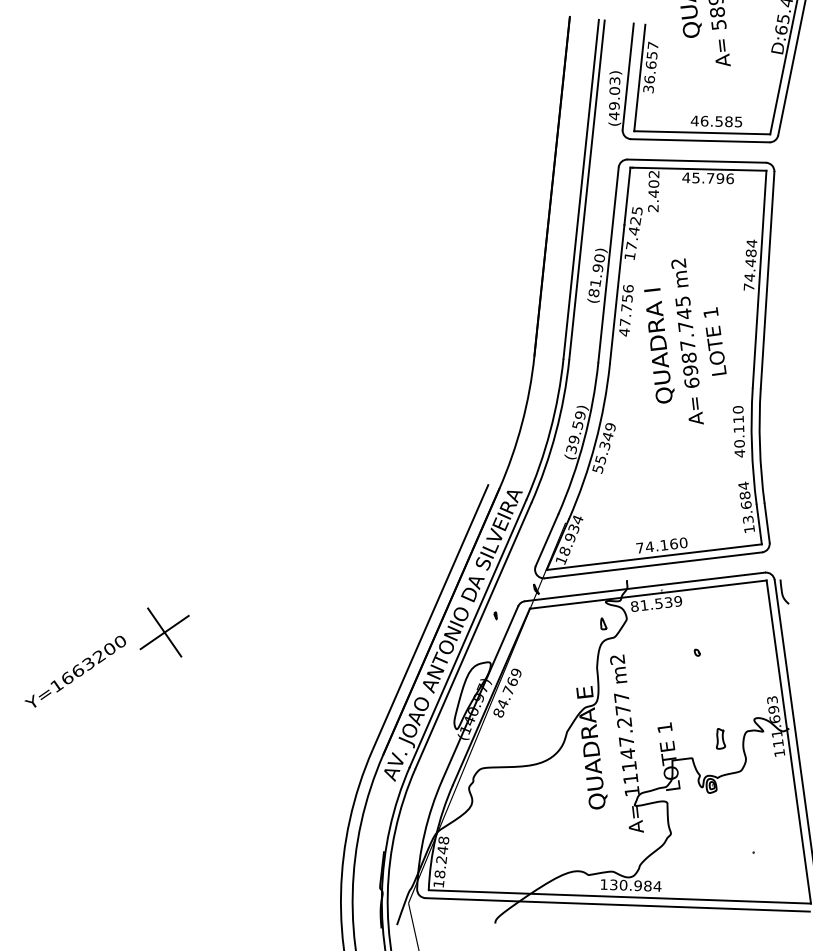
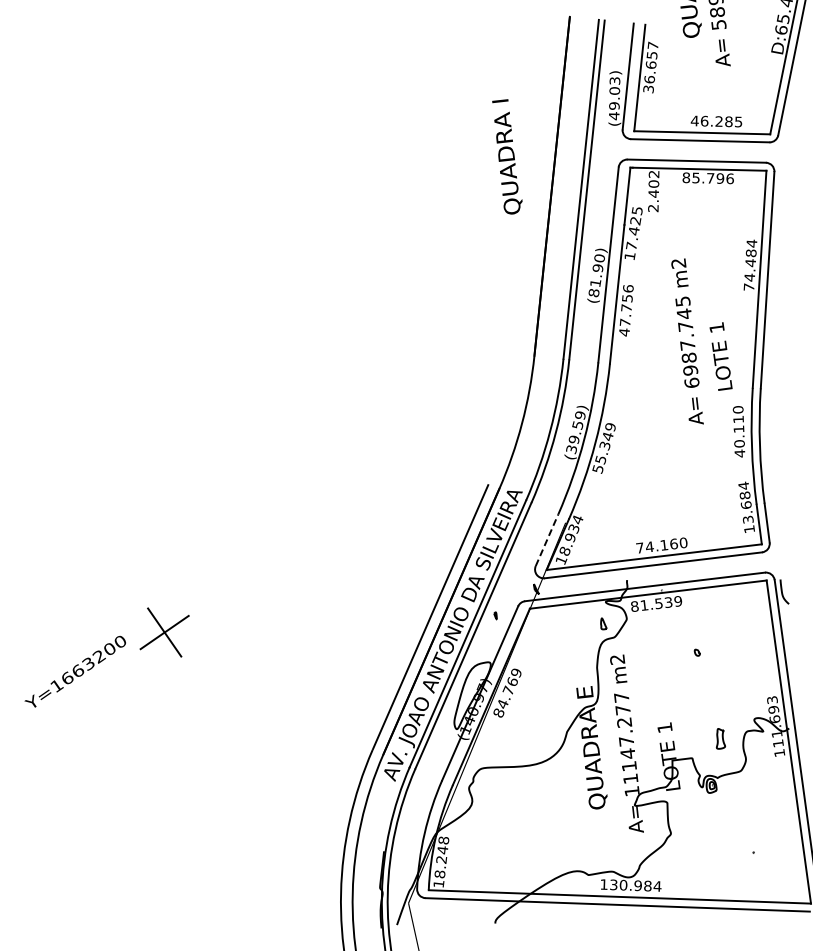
text: 46.585 -> 46.285 (718, 121)
text: 45.796 -> 85.796 (686, 177)
text position: (714, 341) -> (720, 356) (720, 356)
text position: (659, 345) -> (507, 156) (507, 156)
line: solid -> dashed (547, 539)
